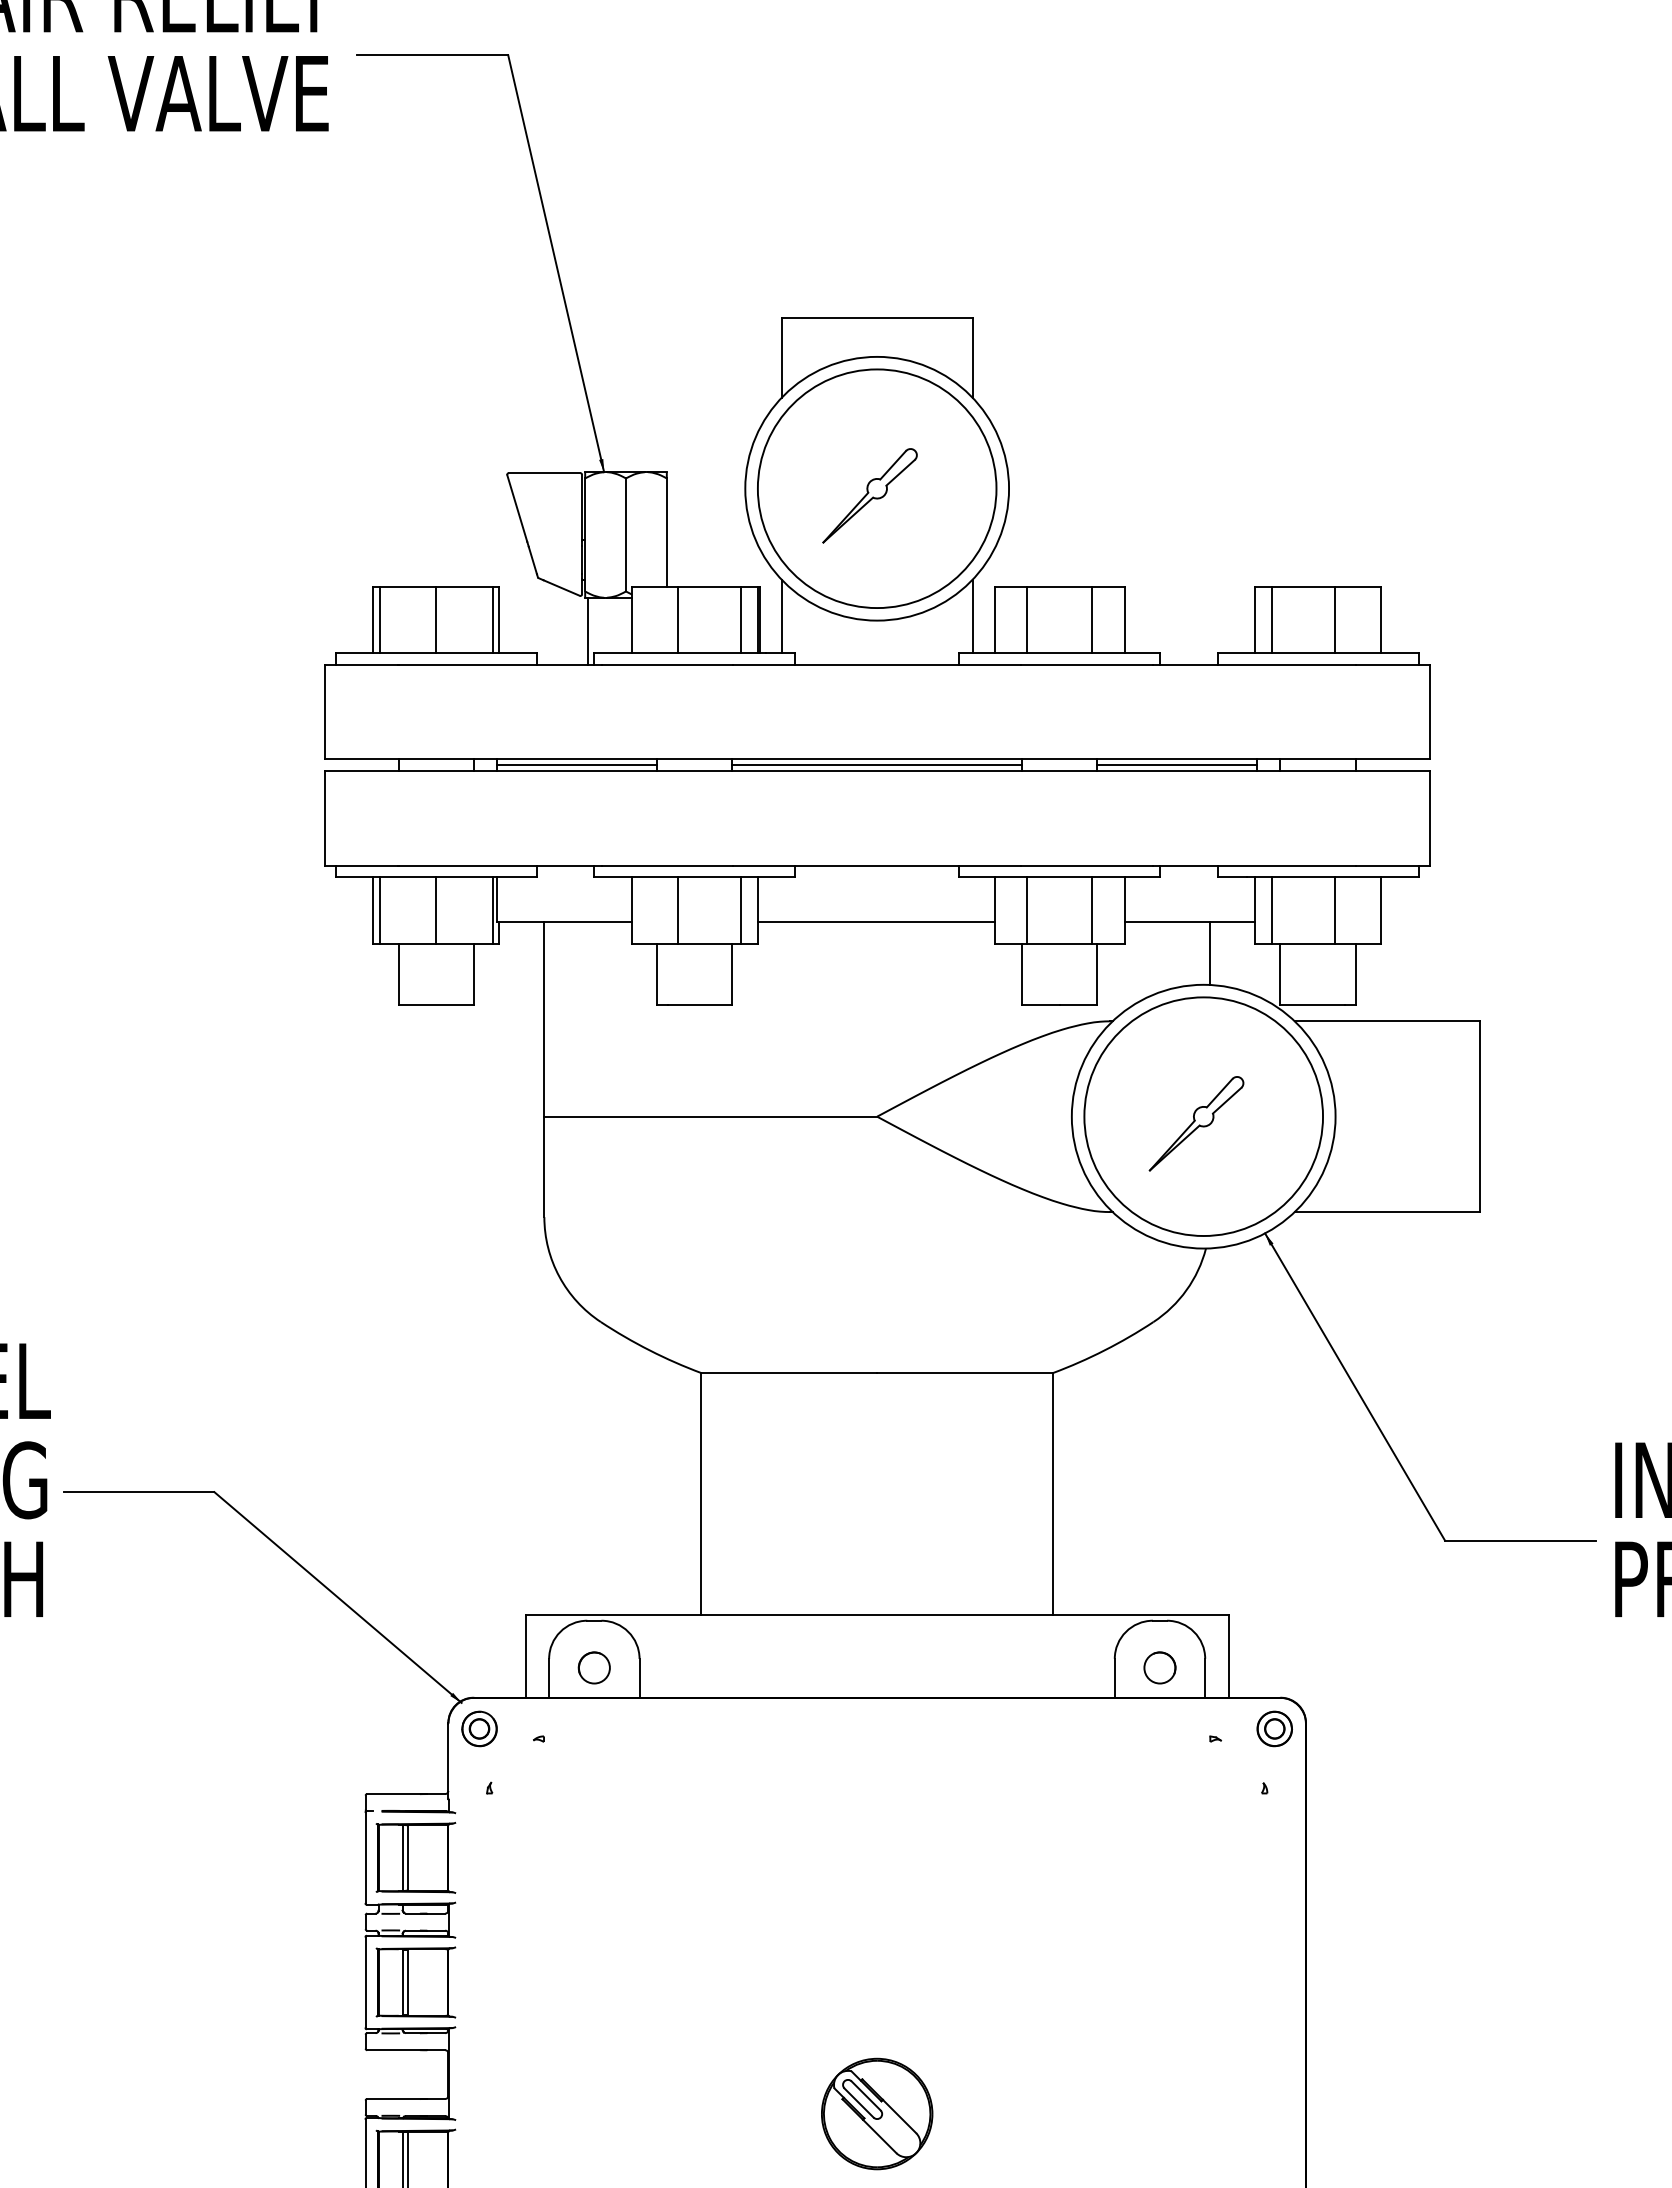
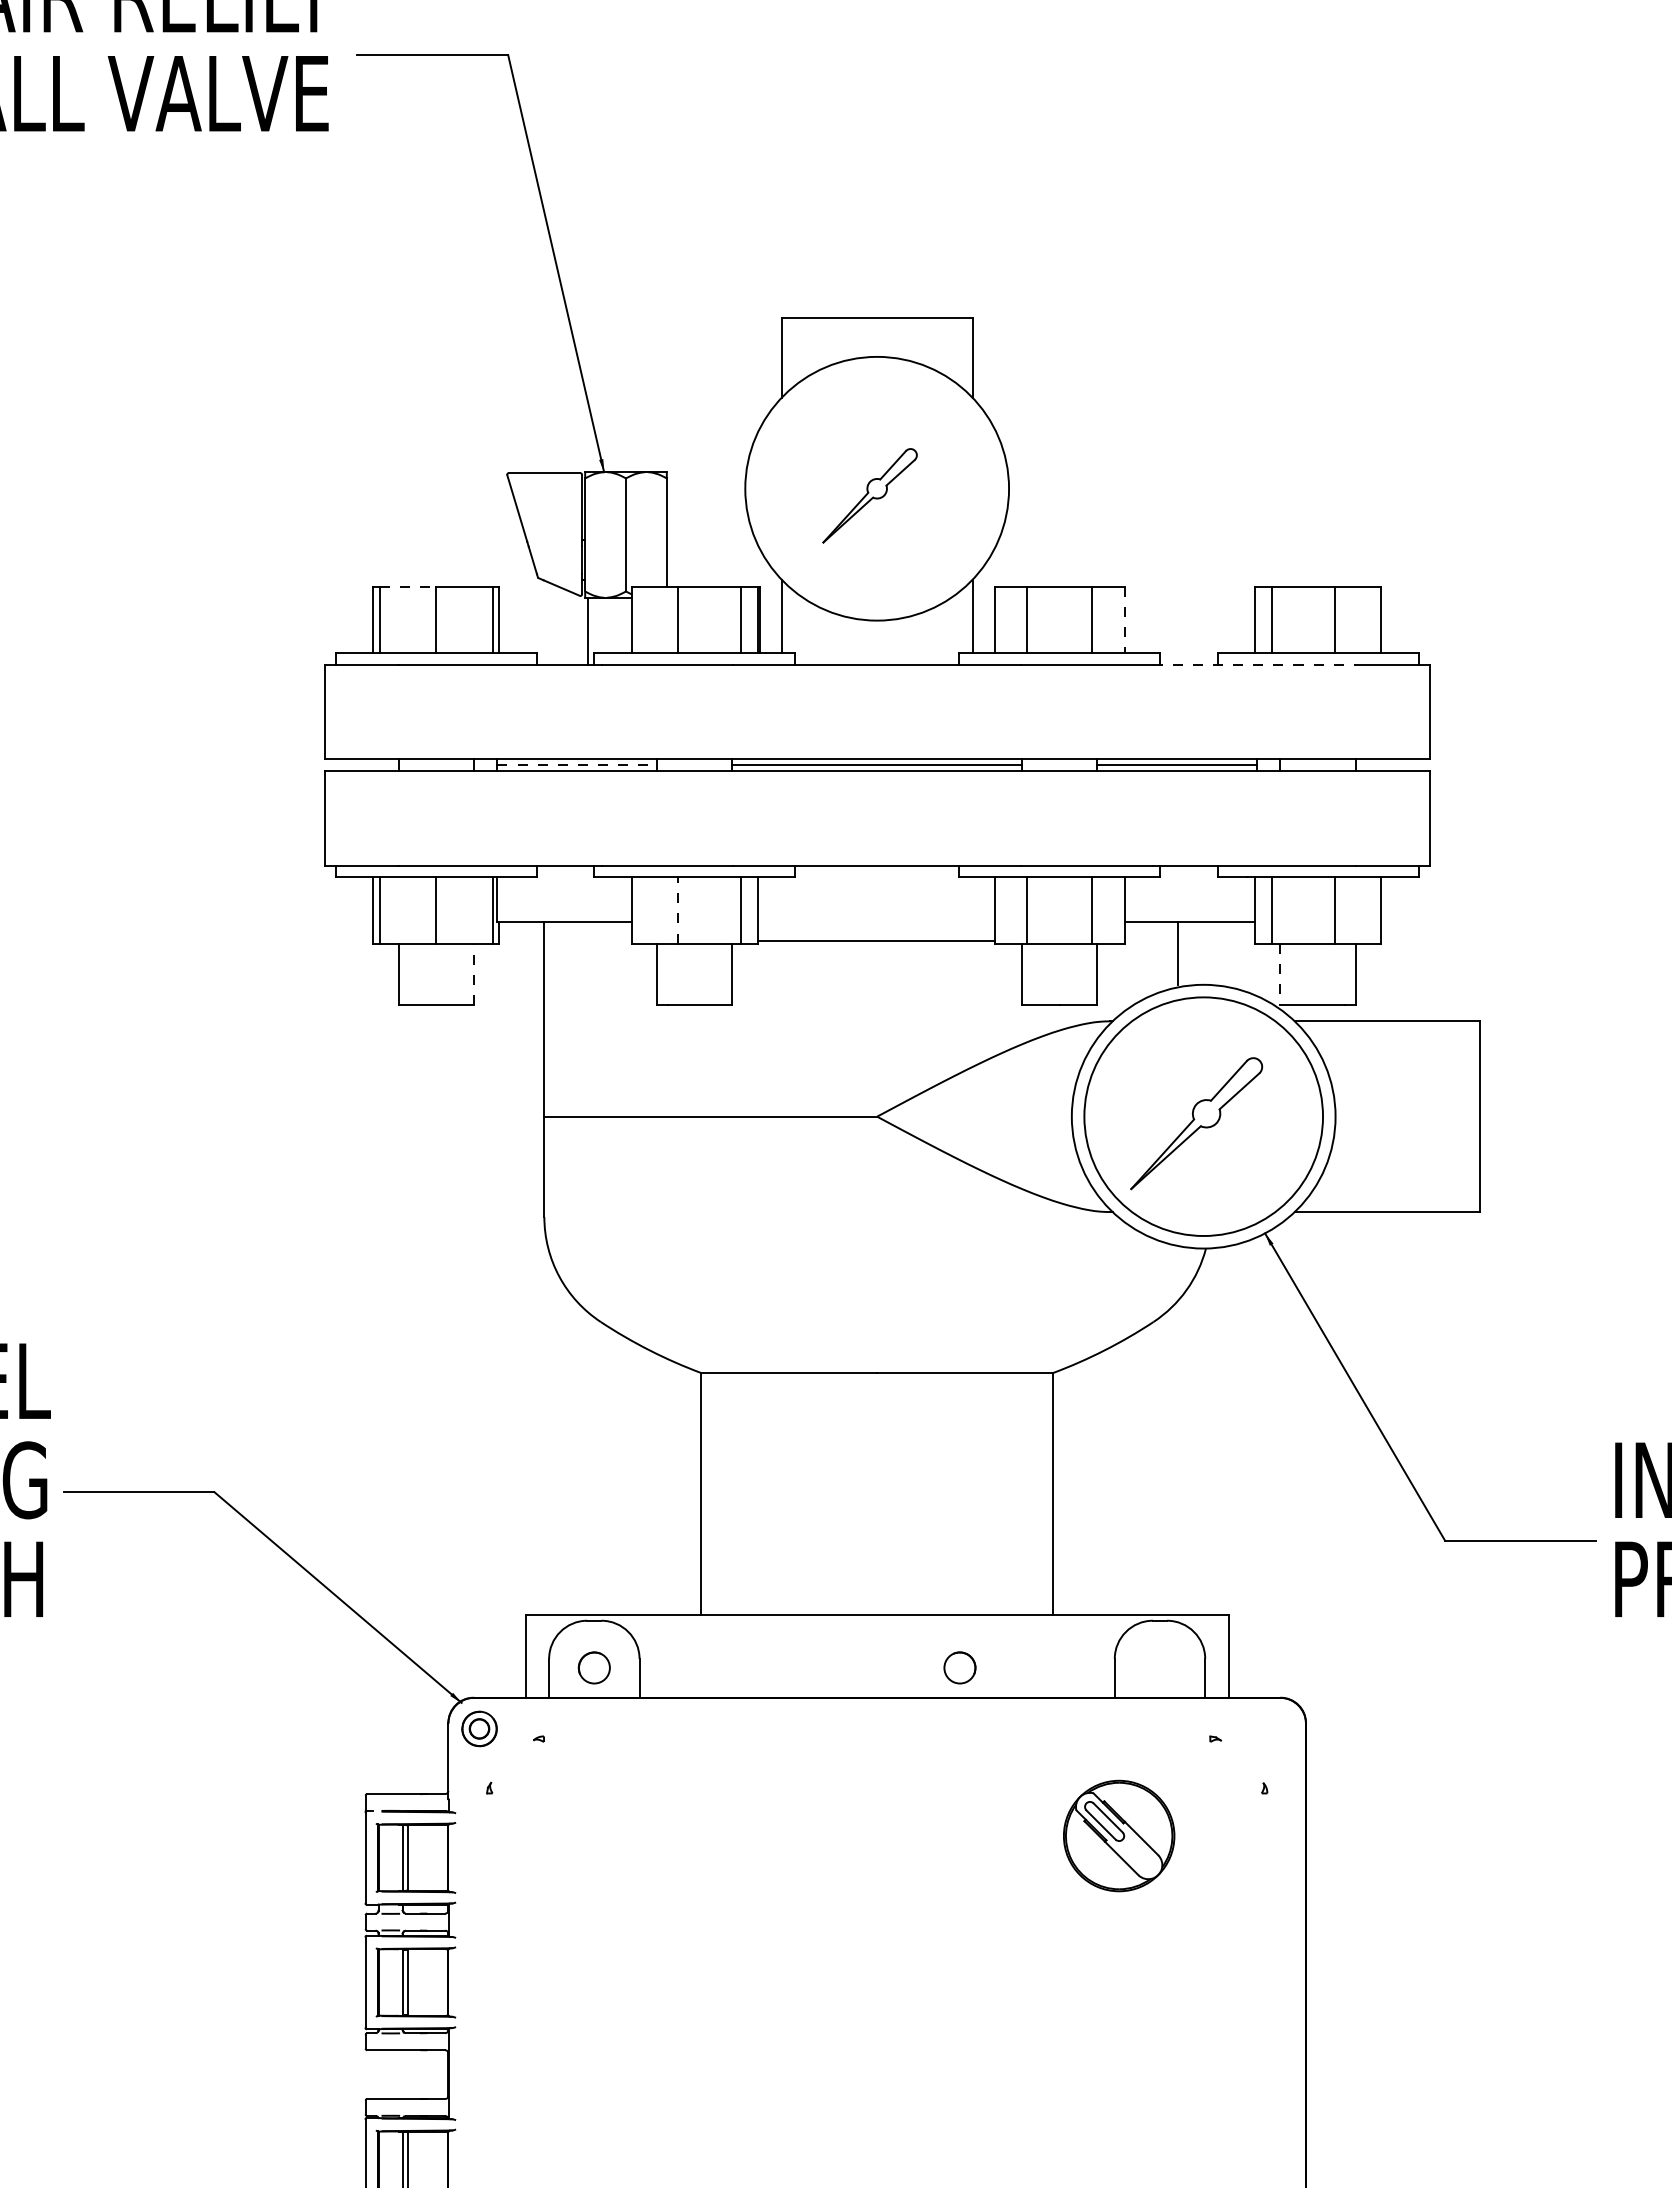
circle: present -> none (877, 488)
line: solid -> dashed (408, 586)
line: solid -> dashed (1125, 620)
line: solid -> dashed (1254, 664)
line: solid -> dashed (577, 765)
line: solid -> dashed (677, 909)
line position: (875, 921) -> (875, 940) (875, 940)
line position: (1209, 952) -> (1177, 952) (1177, 952)
line: solid -> dashed (473, 974)
line: solid -> dashed (1280, 974)
part size: 97x96 px -> 134x134 px (1196, 1123)
circle position: (1159, 1667) -> (959, 1667) (959, 1667)
part: present -> none (1274, 1728)
part position: (877, 2113) -> (1119, 1835) (1119, 1835)
